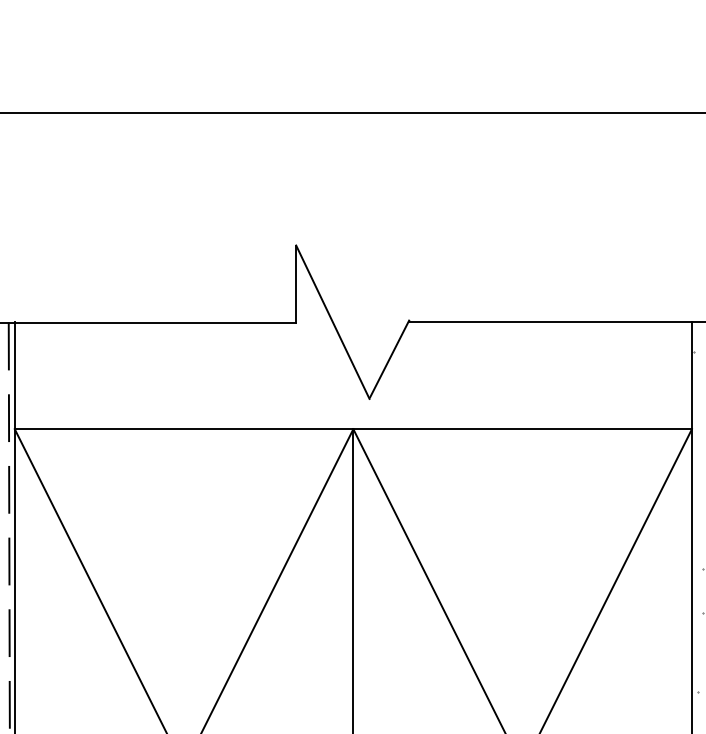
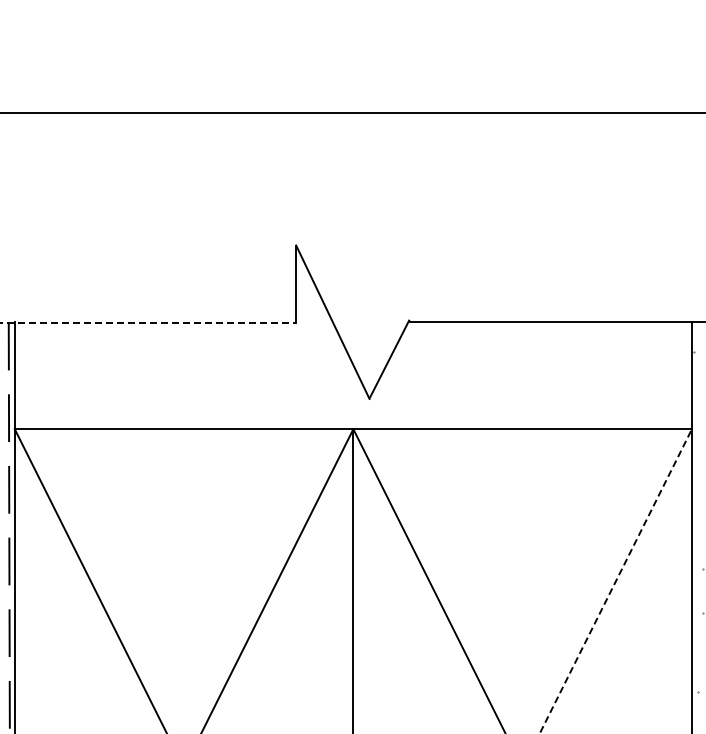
line: solid -> dashed (148, 323)
line: solid -> dashed (616, 581)
